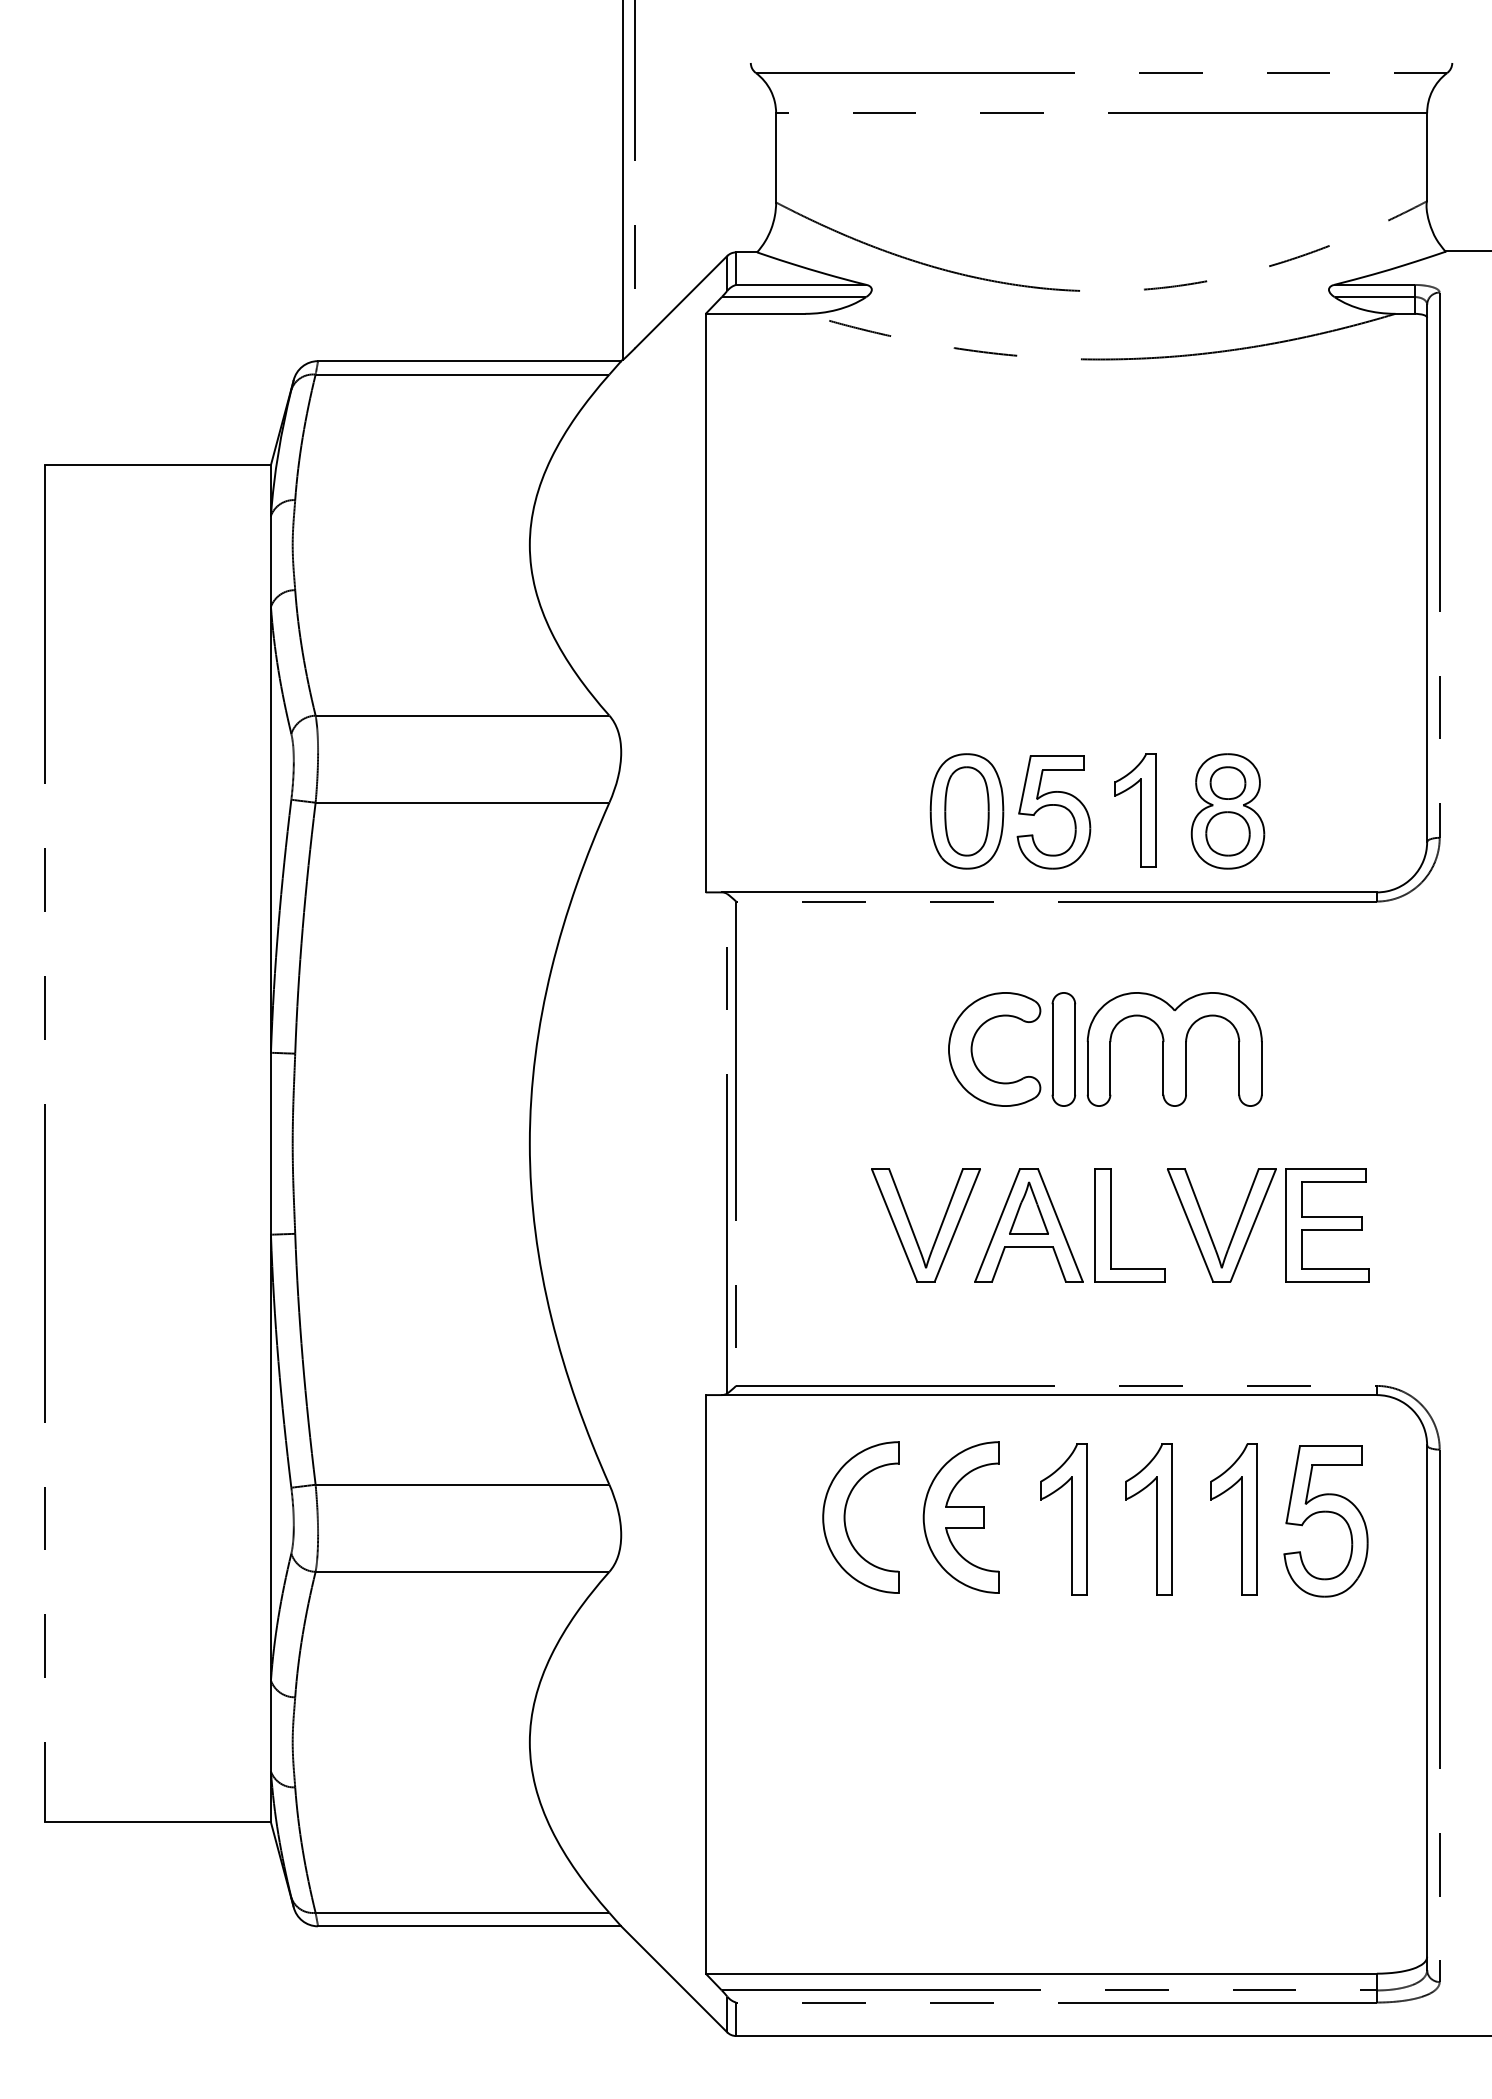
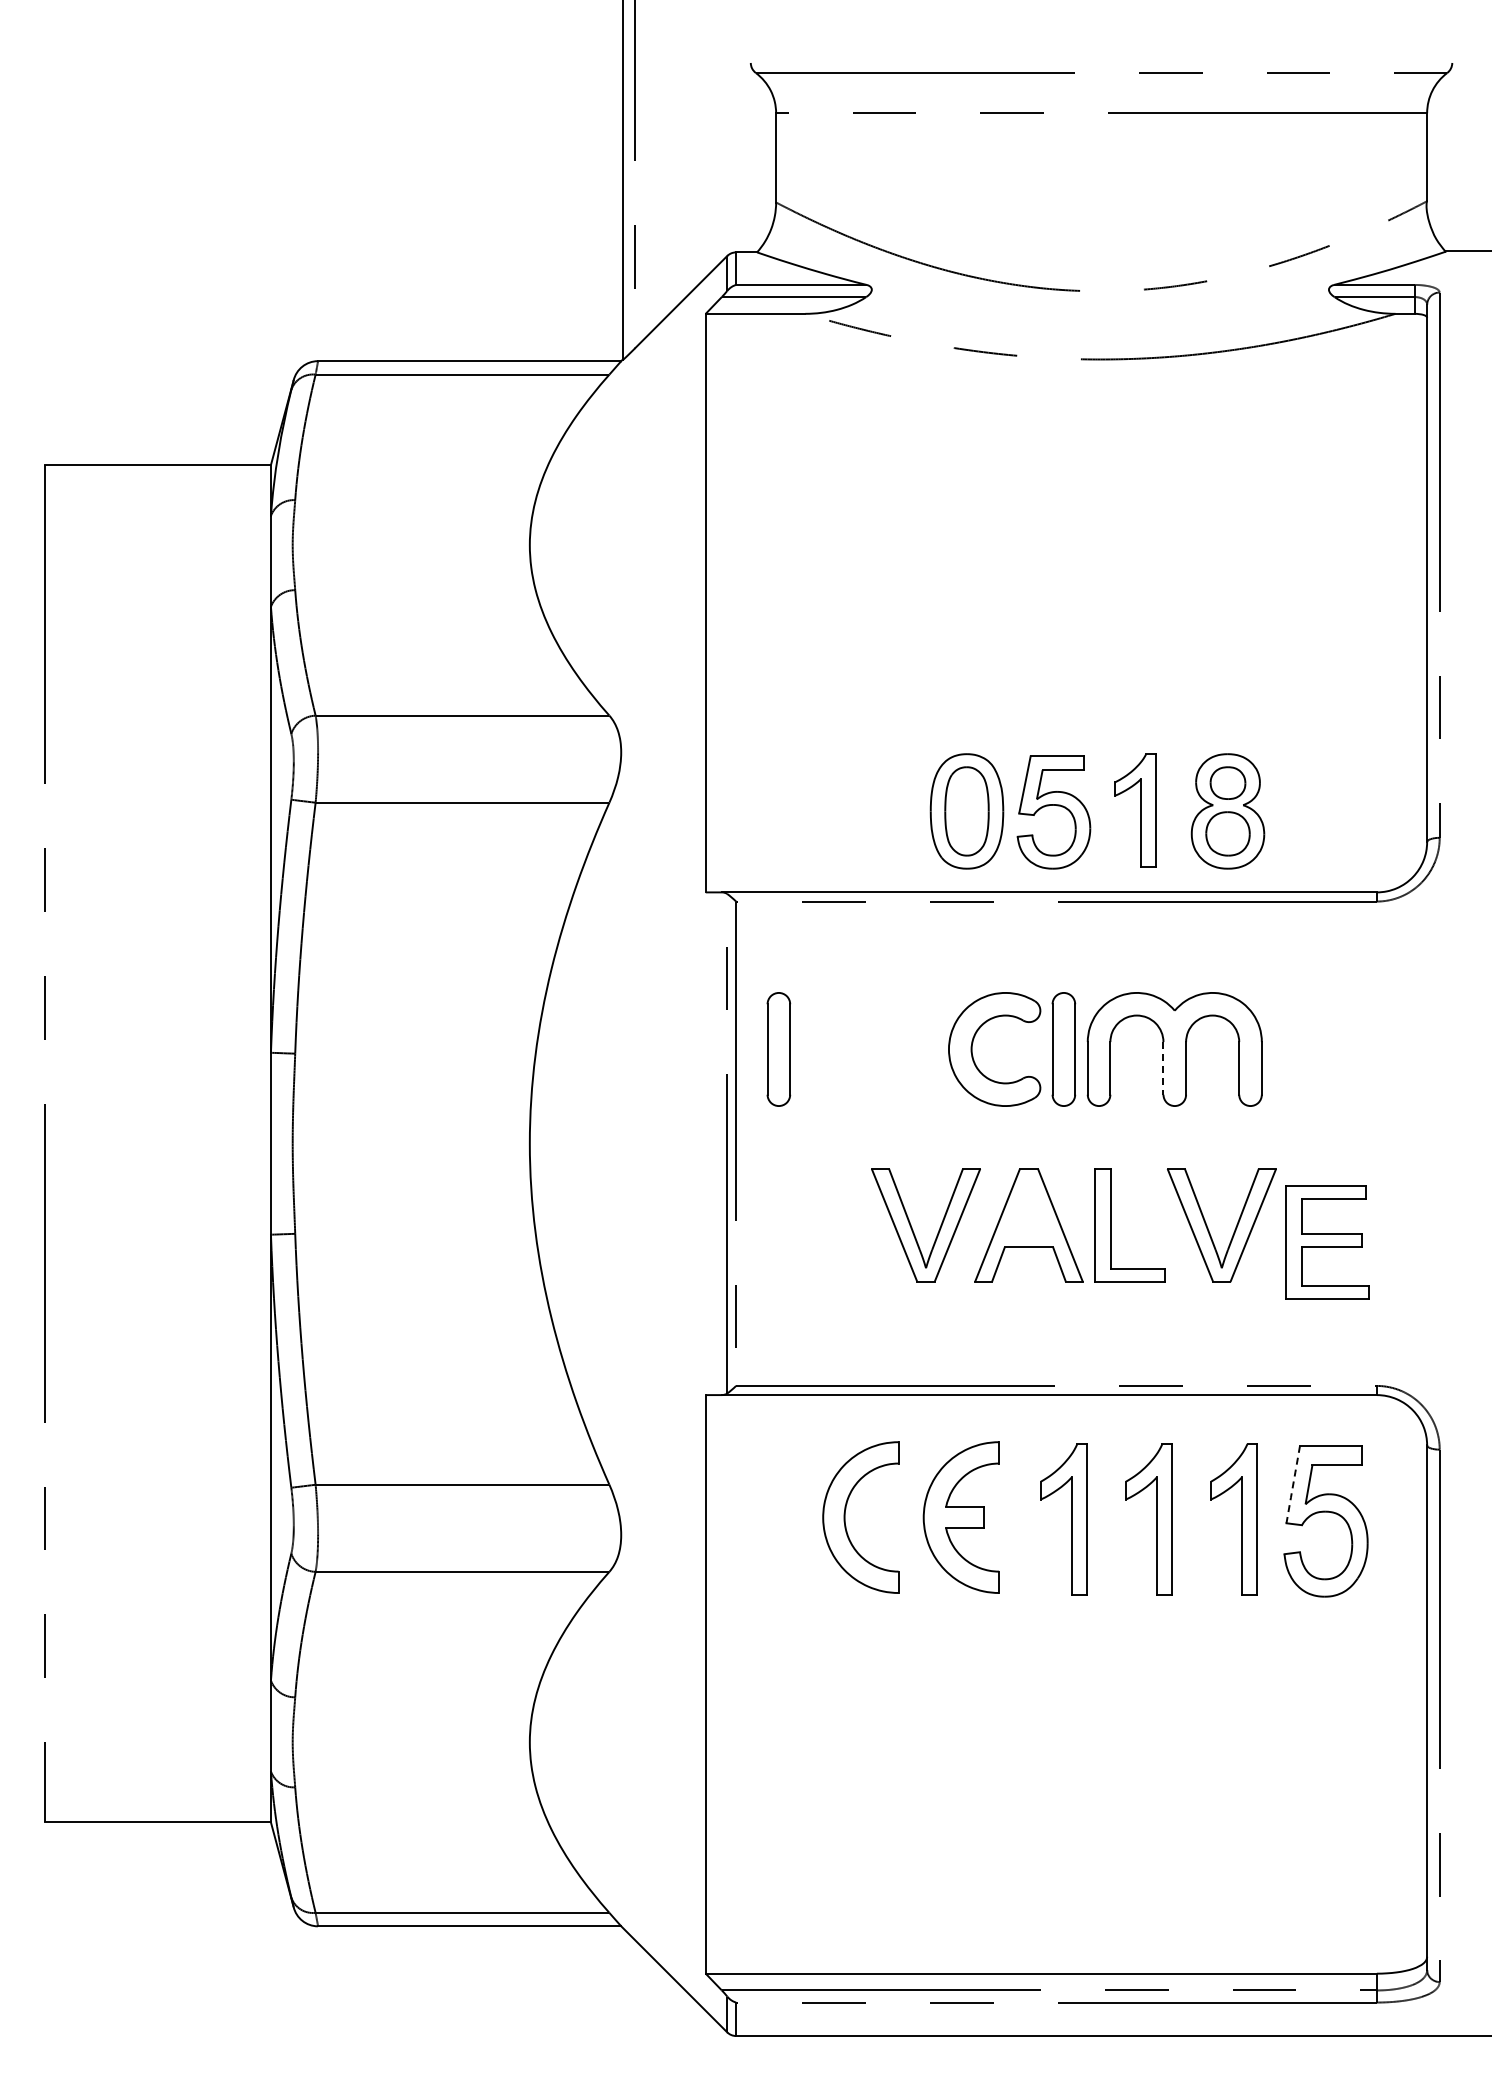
part: none -> present (778, 1049)
line: solid -> dashed (1163, 1068)
part: present -> none (1028, 1207)
part position: (1327, 1225) -> (1327, 1242) (1327, 1242)
line: solid -> dashed (1293, 1484)
